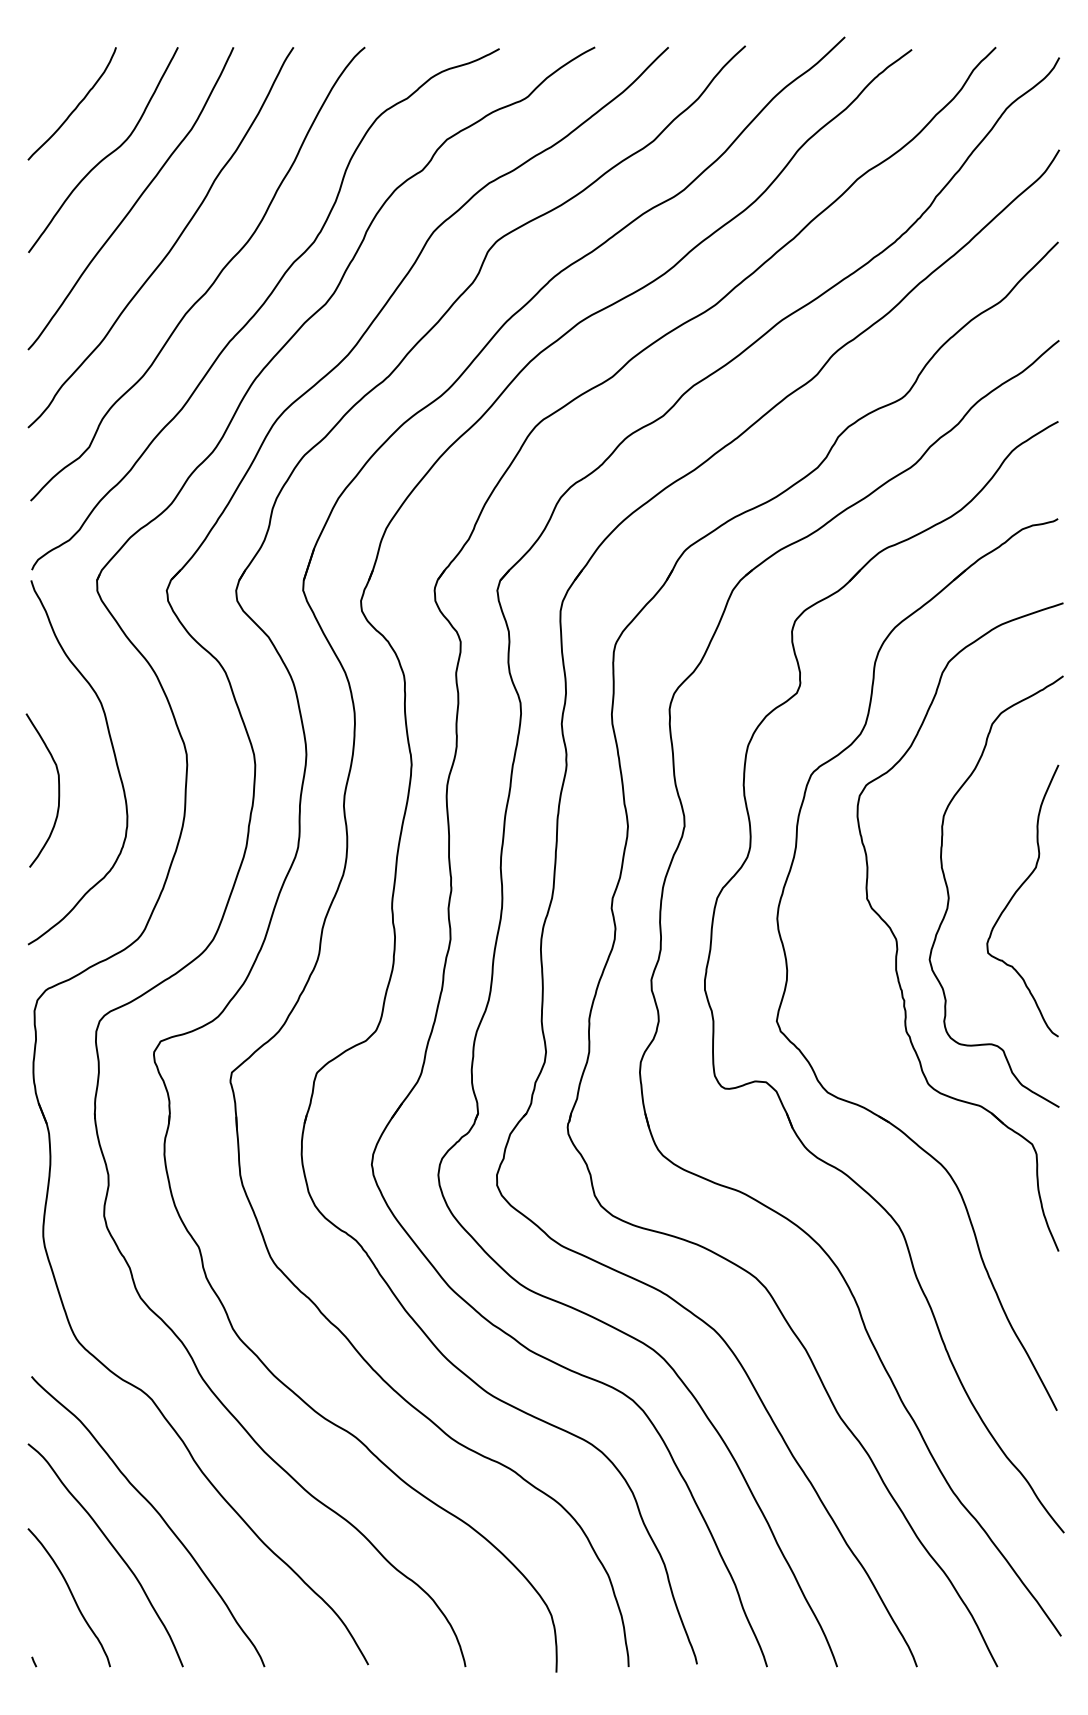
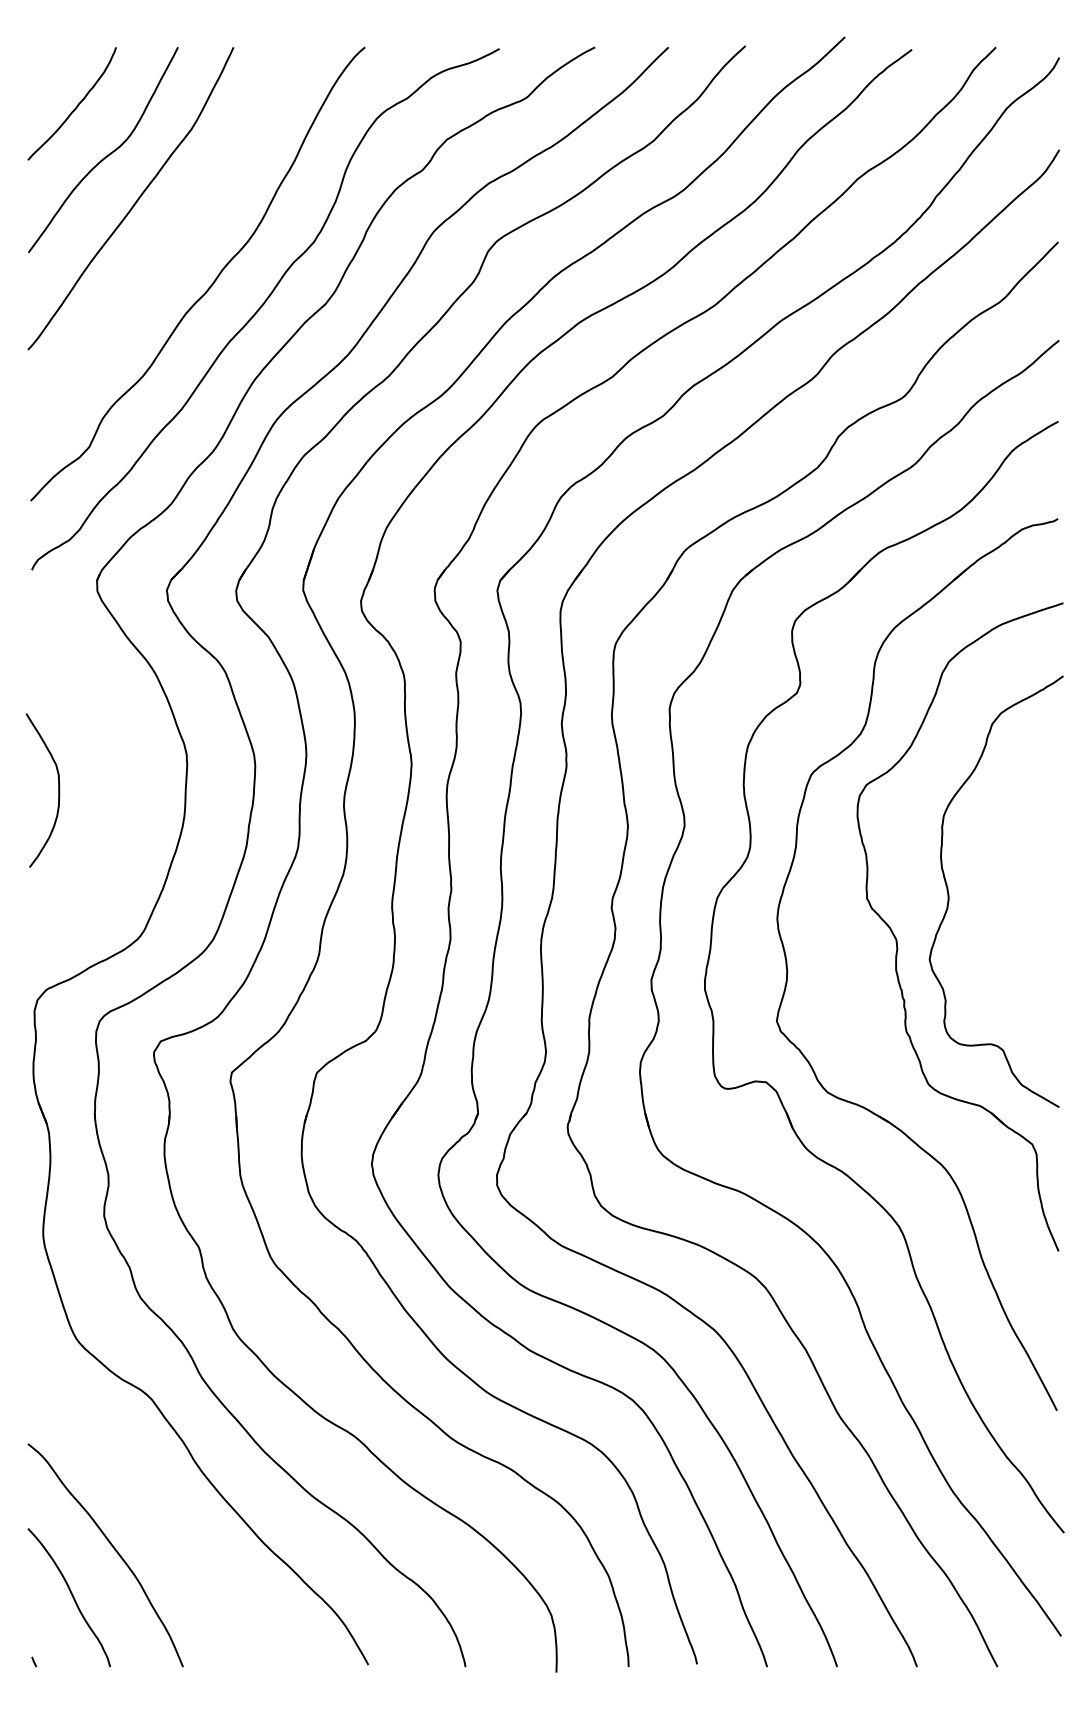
curve: present -> none (172, 245)
curve: present -> none (113, 754)
curve: present -> none (1014, 896)
curve: present -> none (156, 1512)
